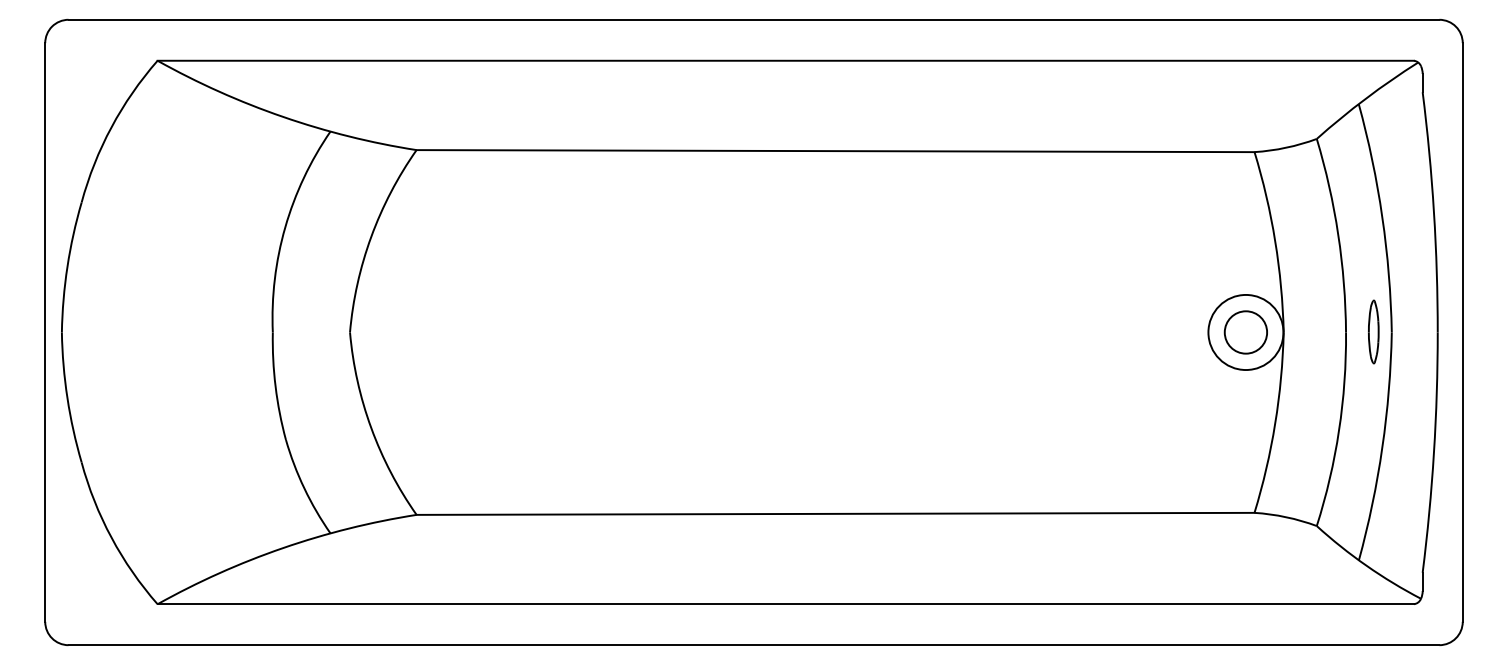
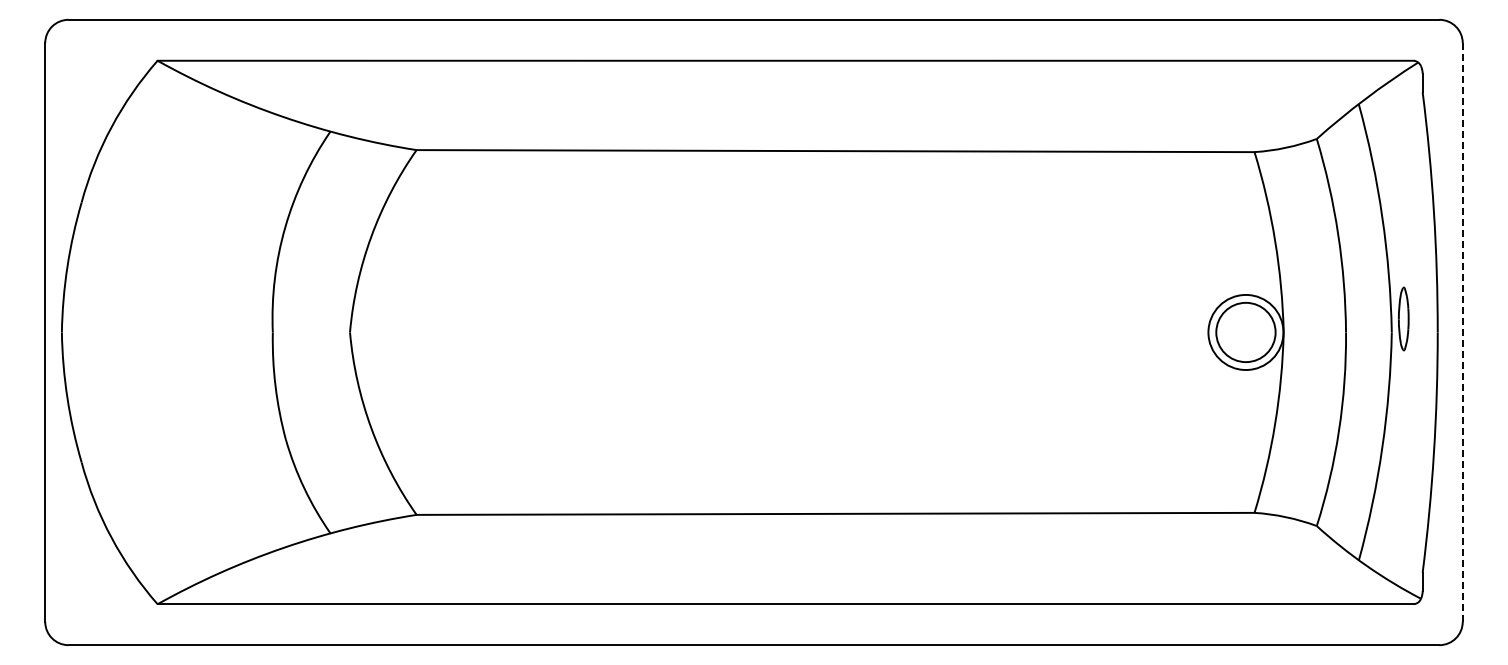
part position: (1373, 331) -> (1403, 318) (1403, 318)
circle diameter: 42 px -> 59 px (1245, 332)
line: solid -> dashed (1462, 332)
